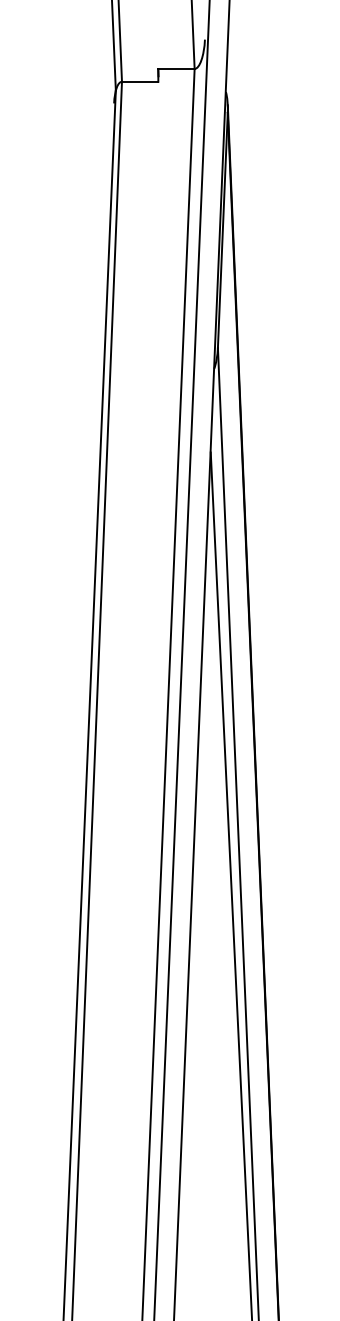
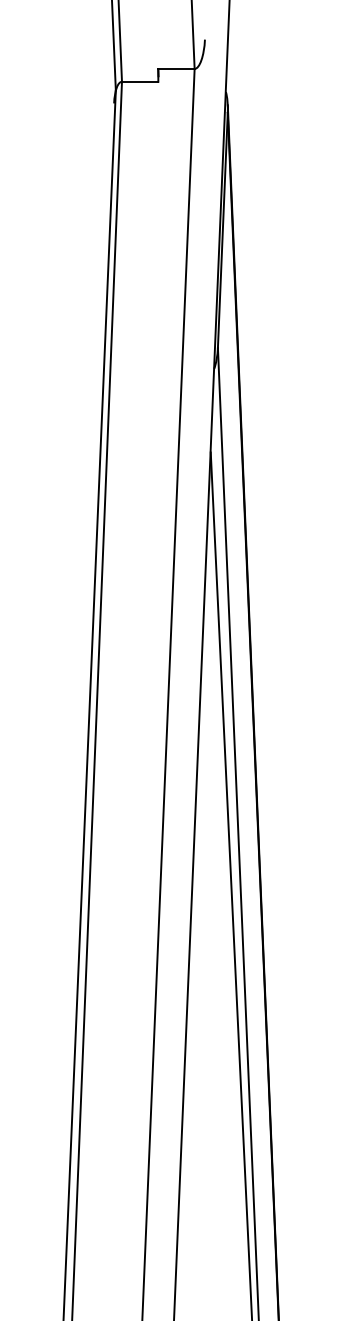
line: present -> none (181, 659)
